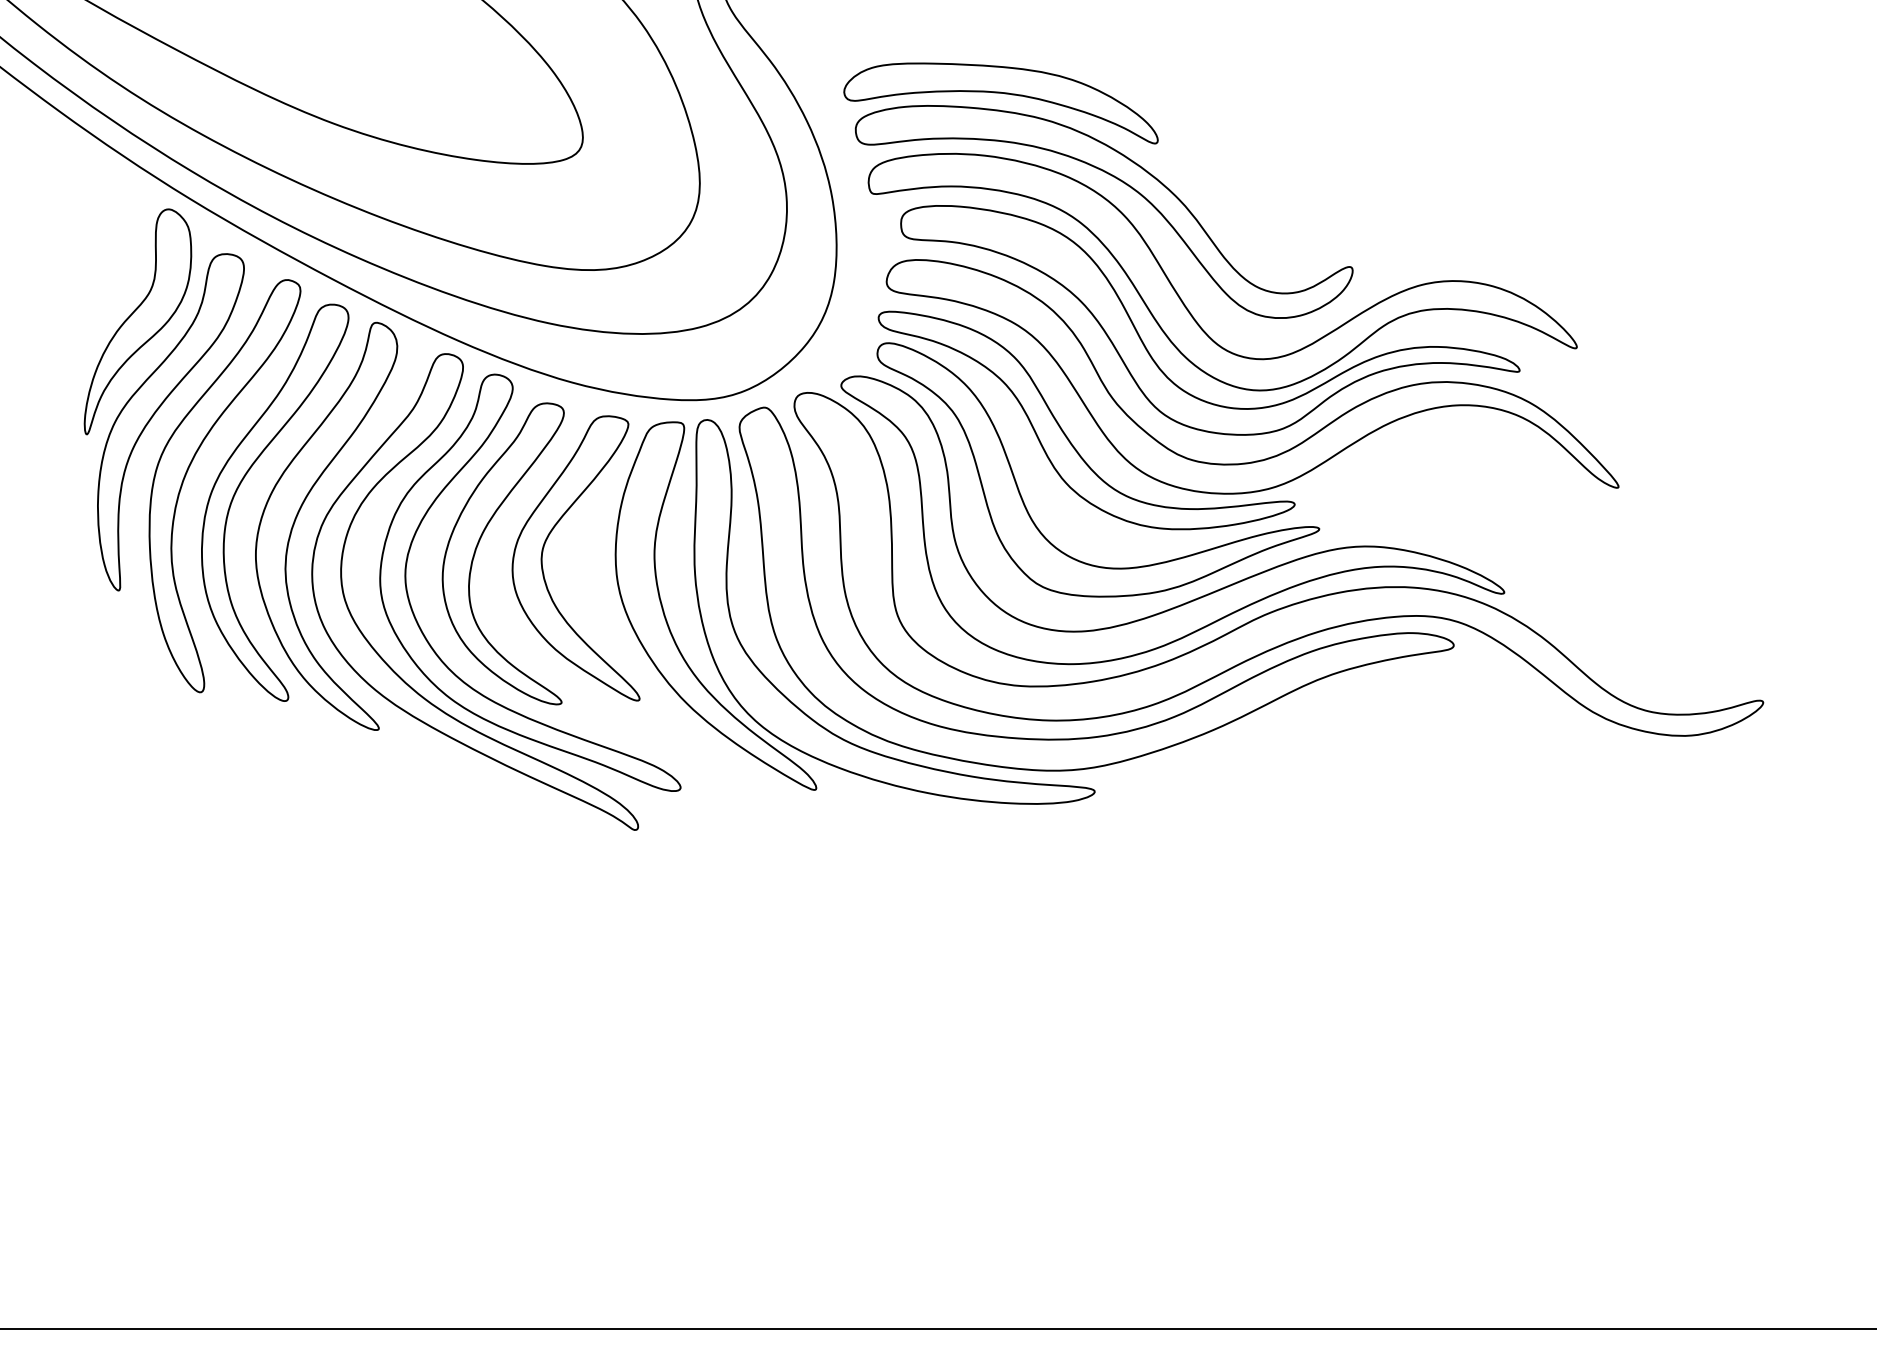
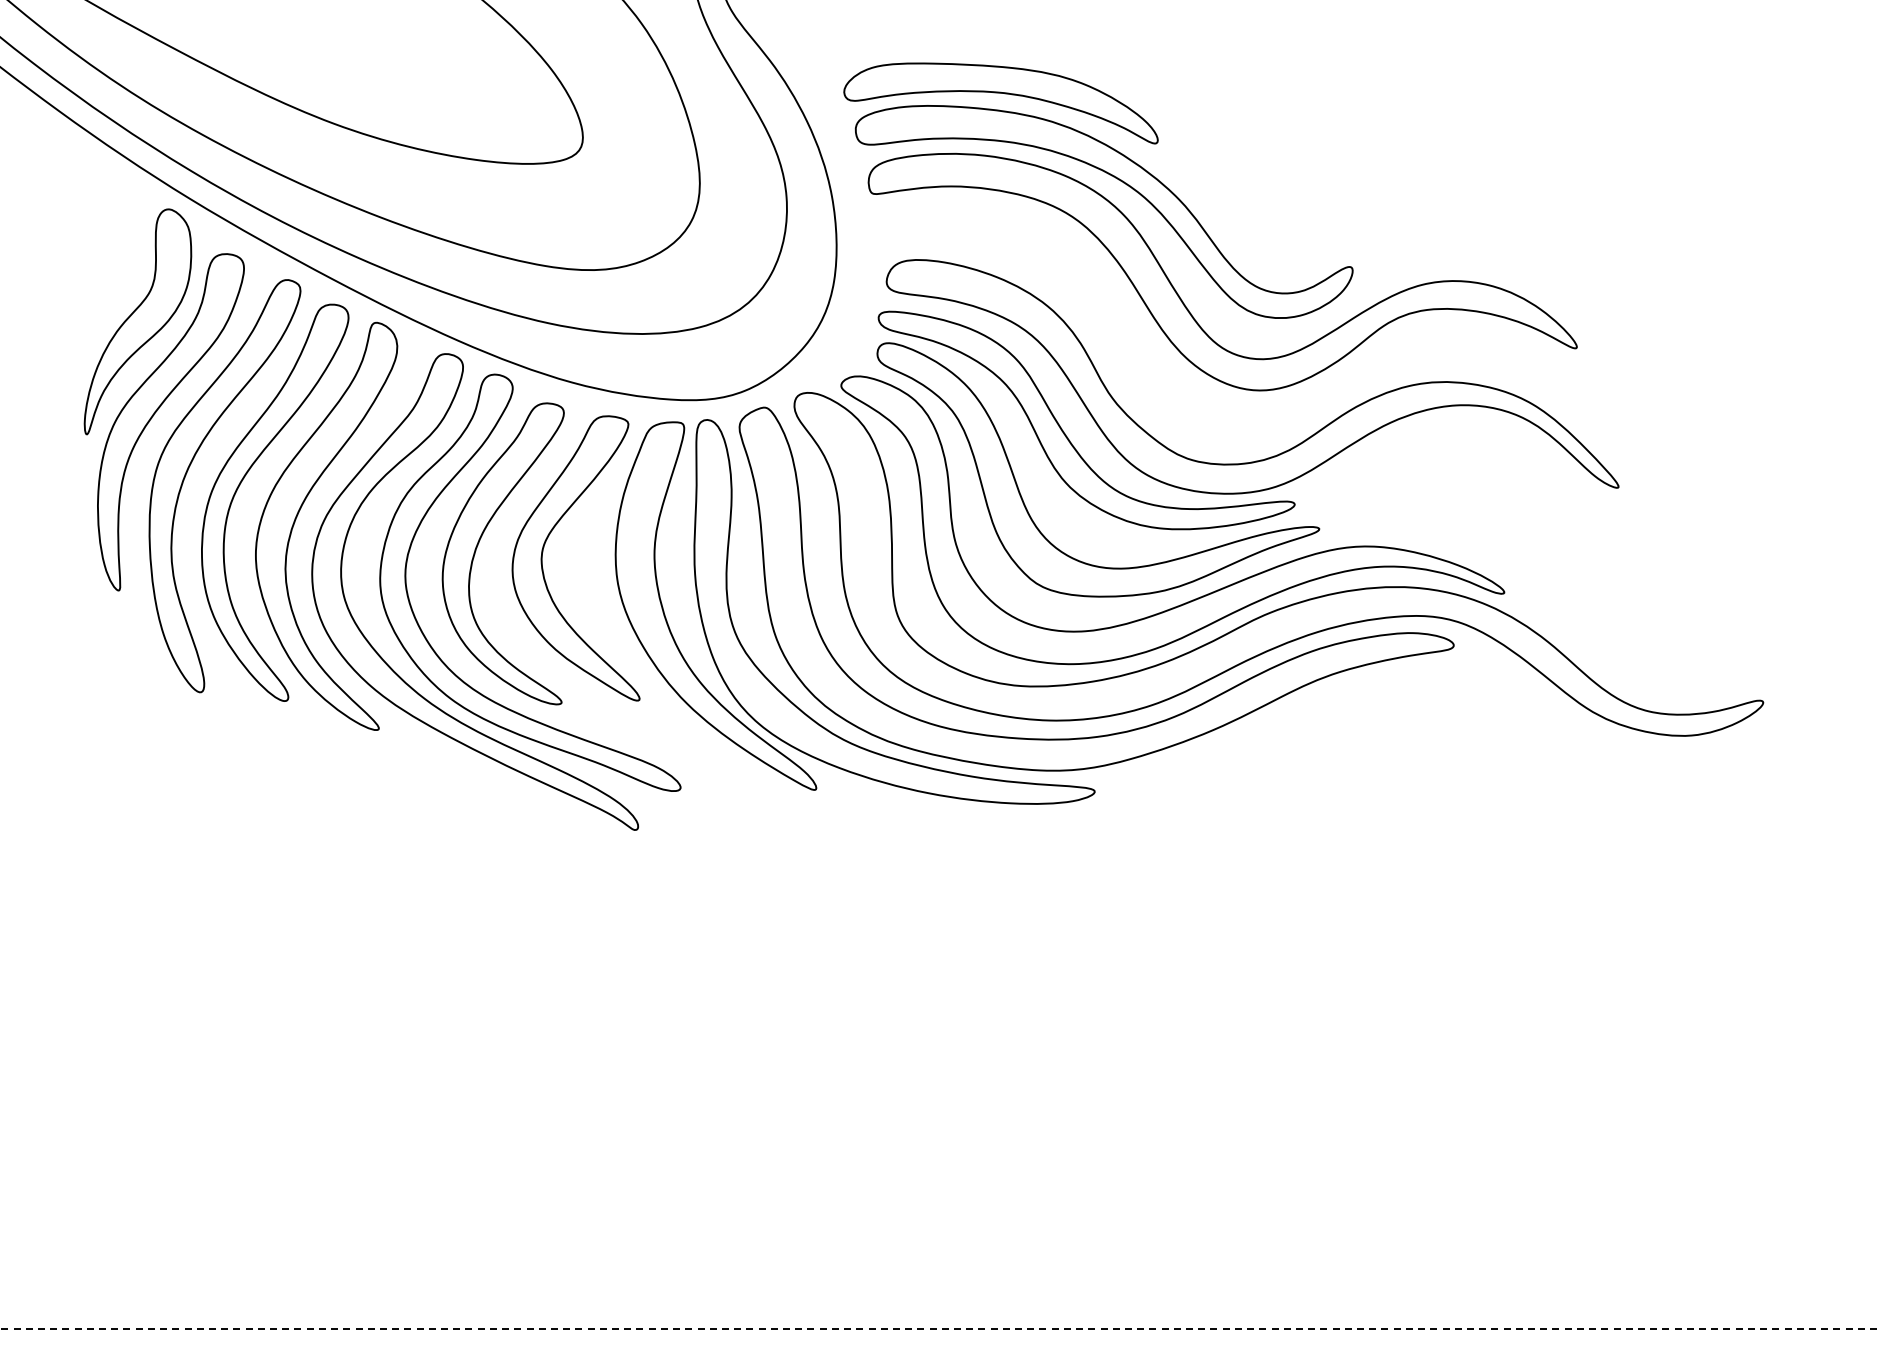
part: present -> none (1156, 362)
line: solid -> dashed (938, 1328)
